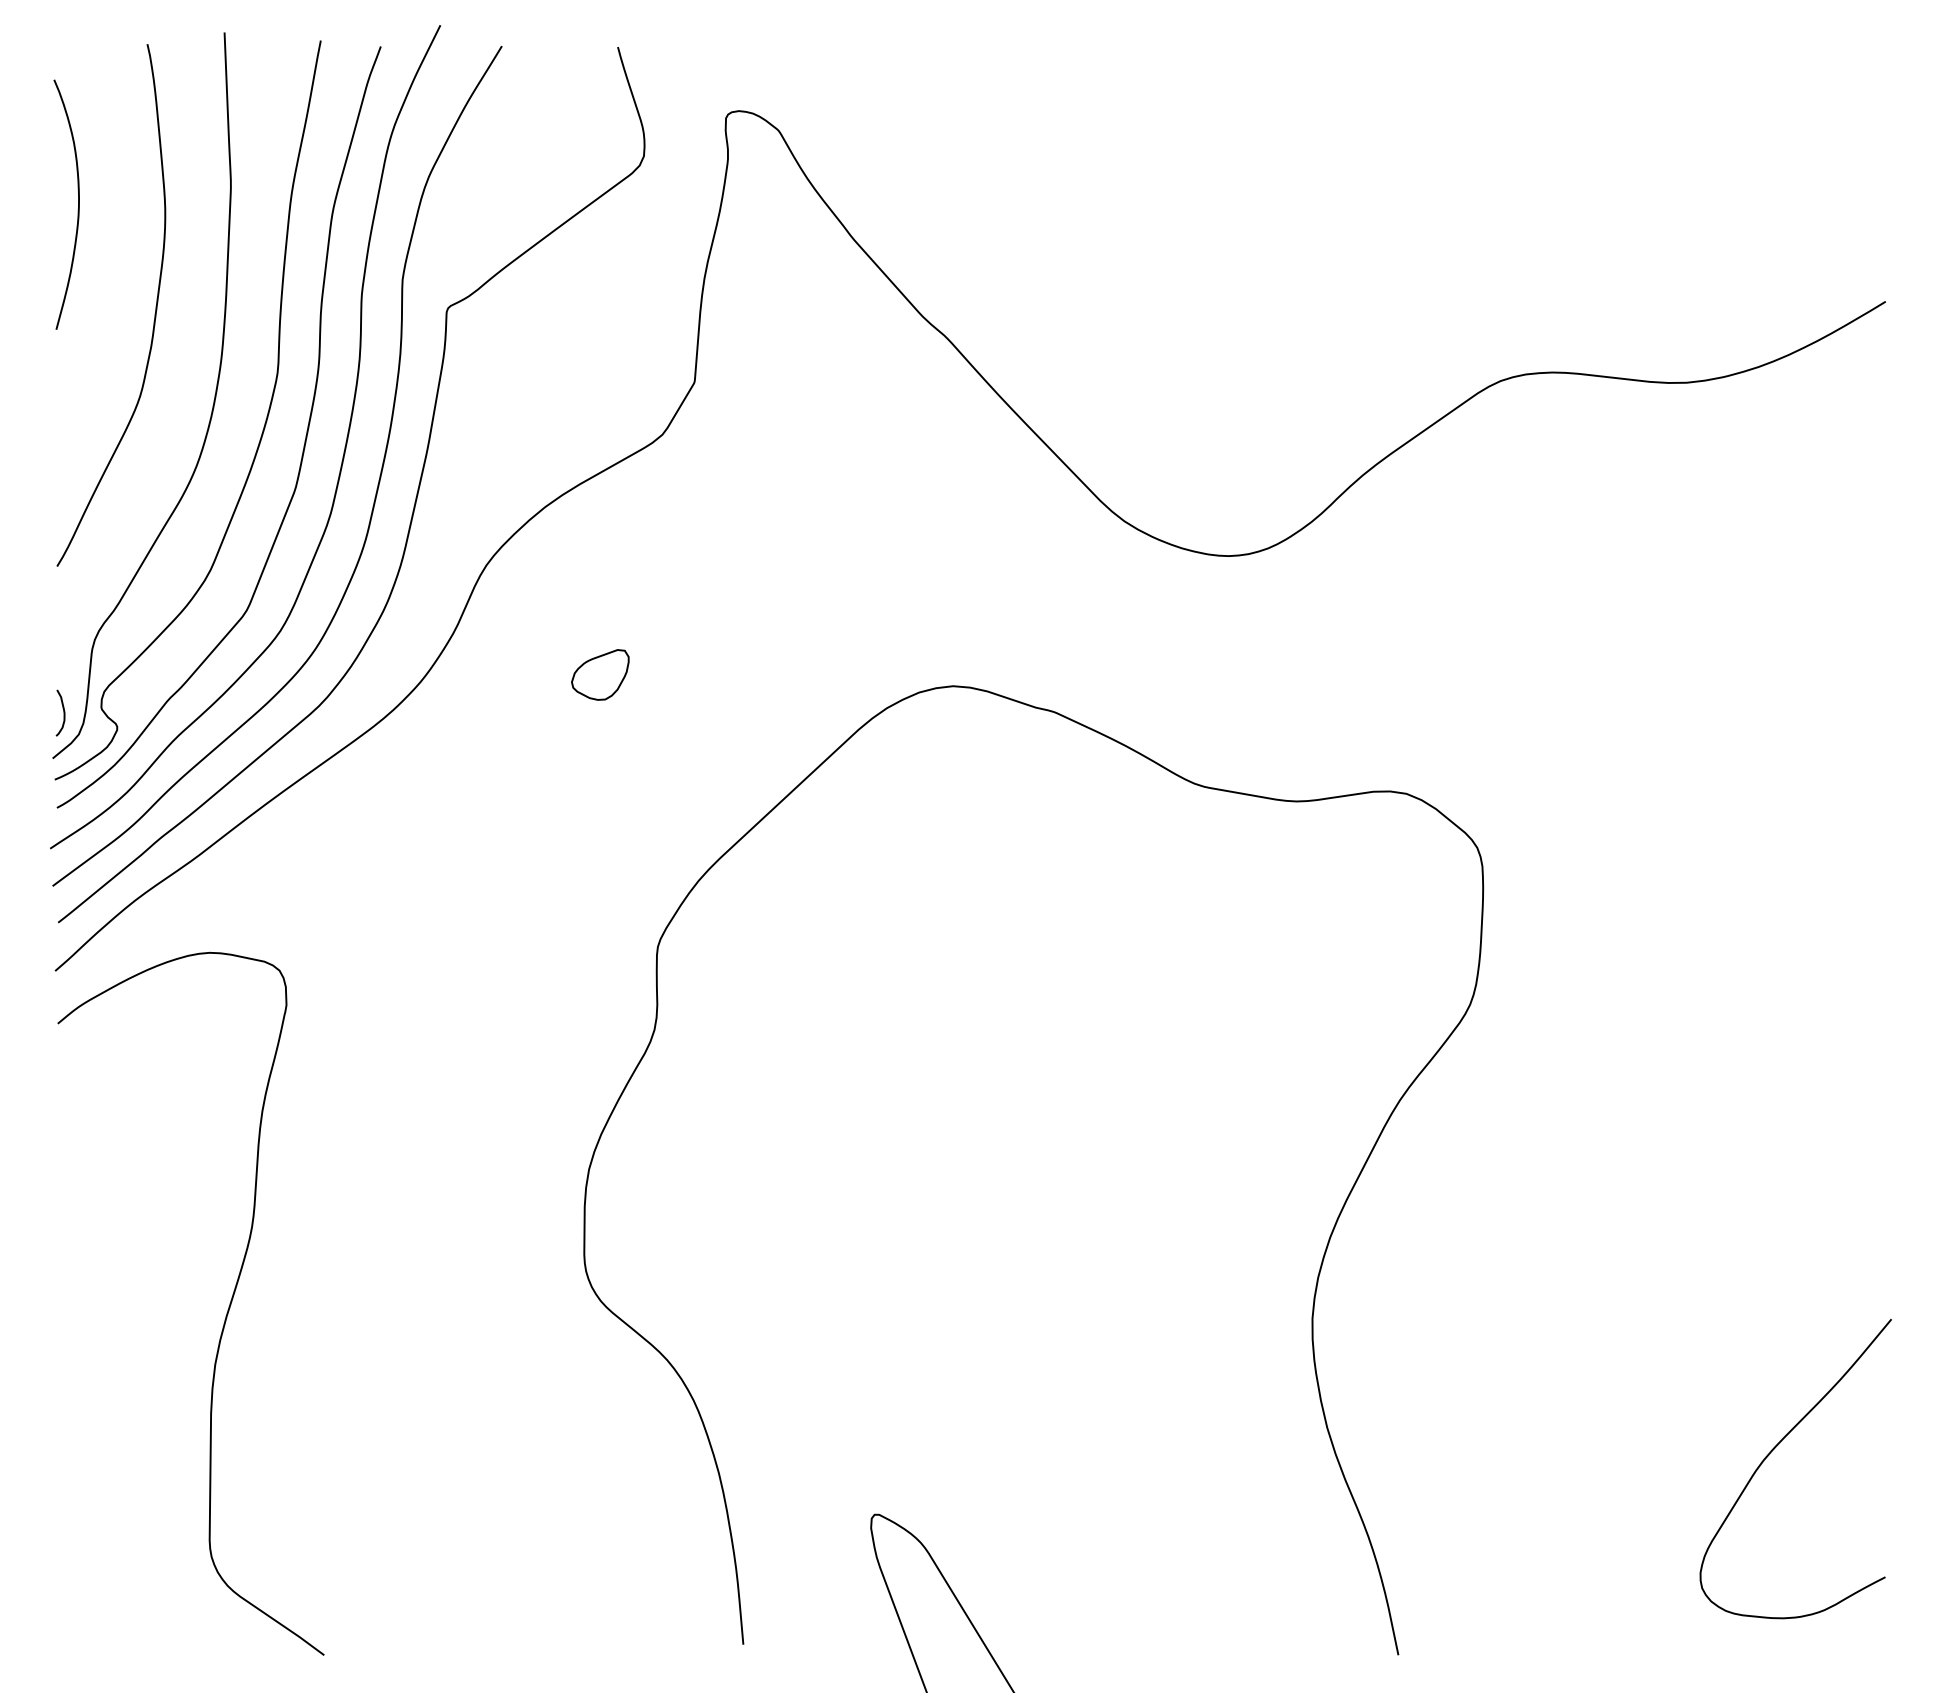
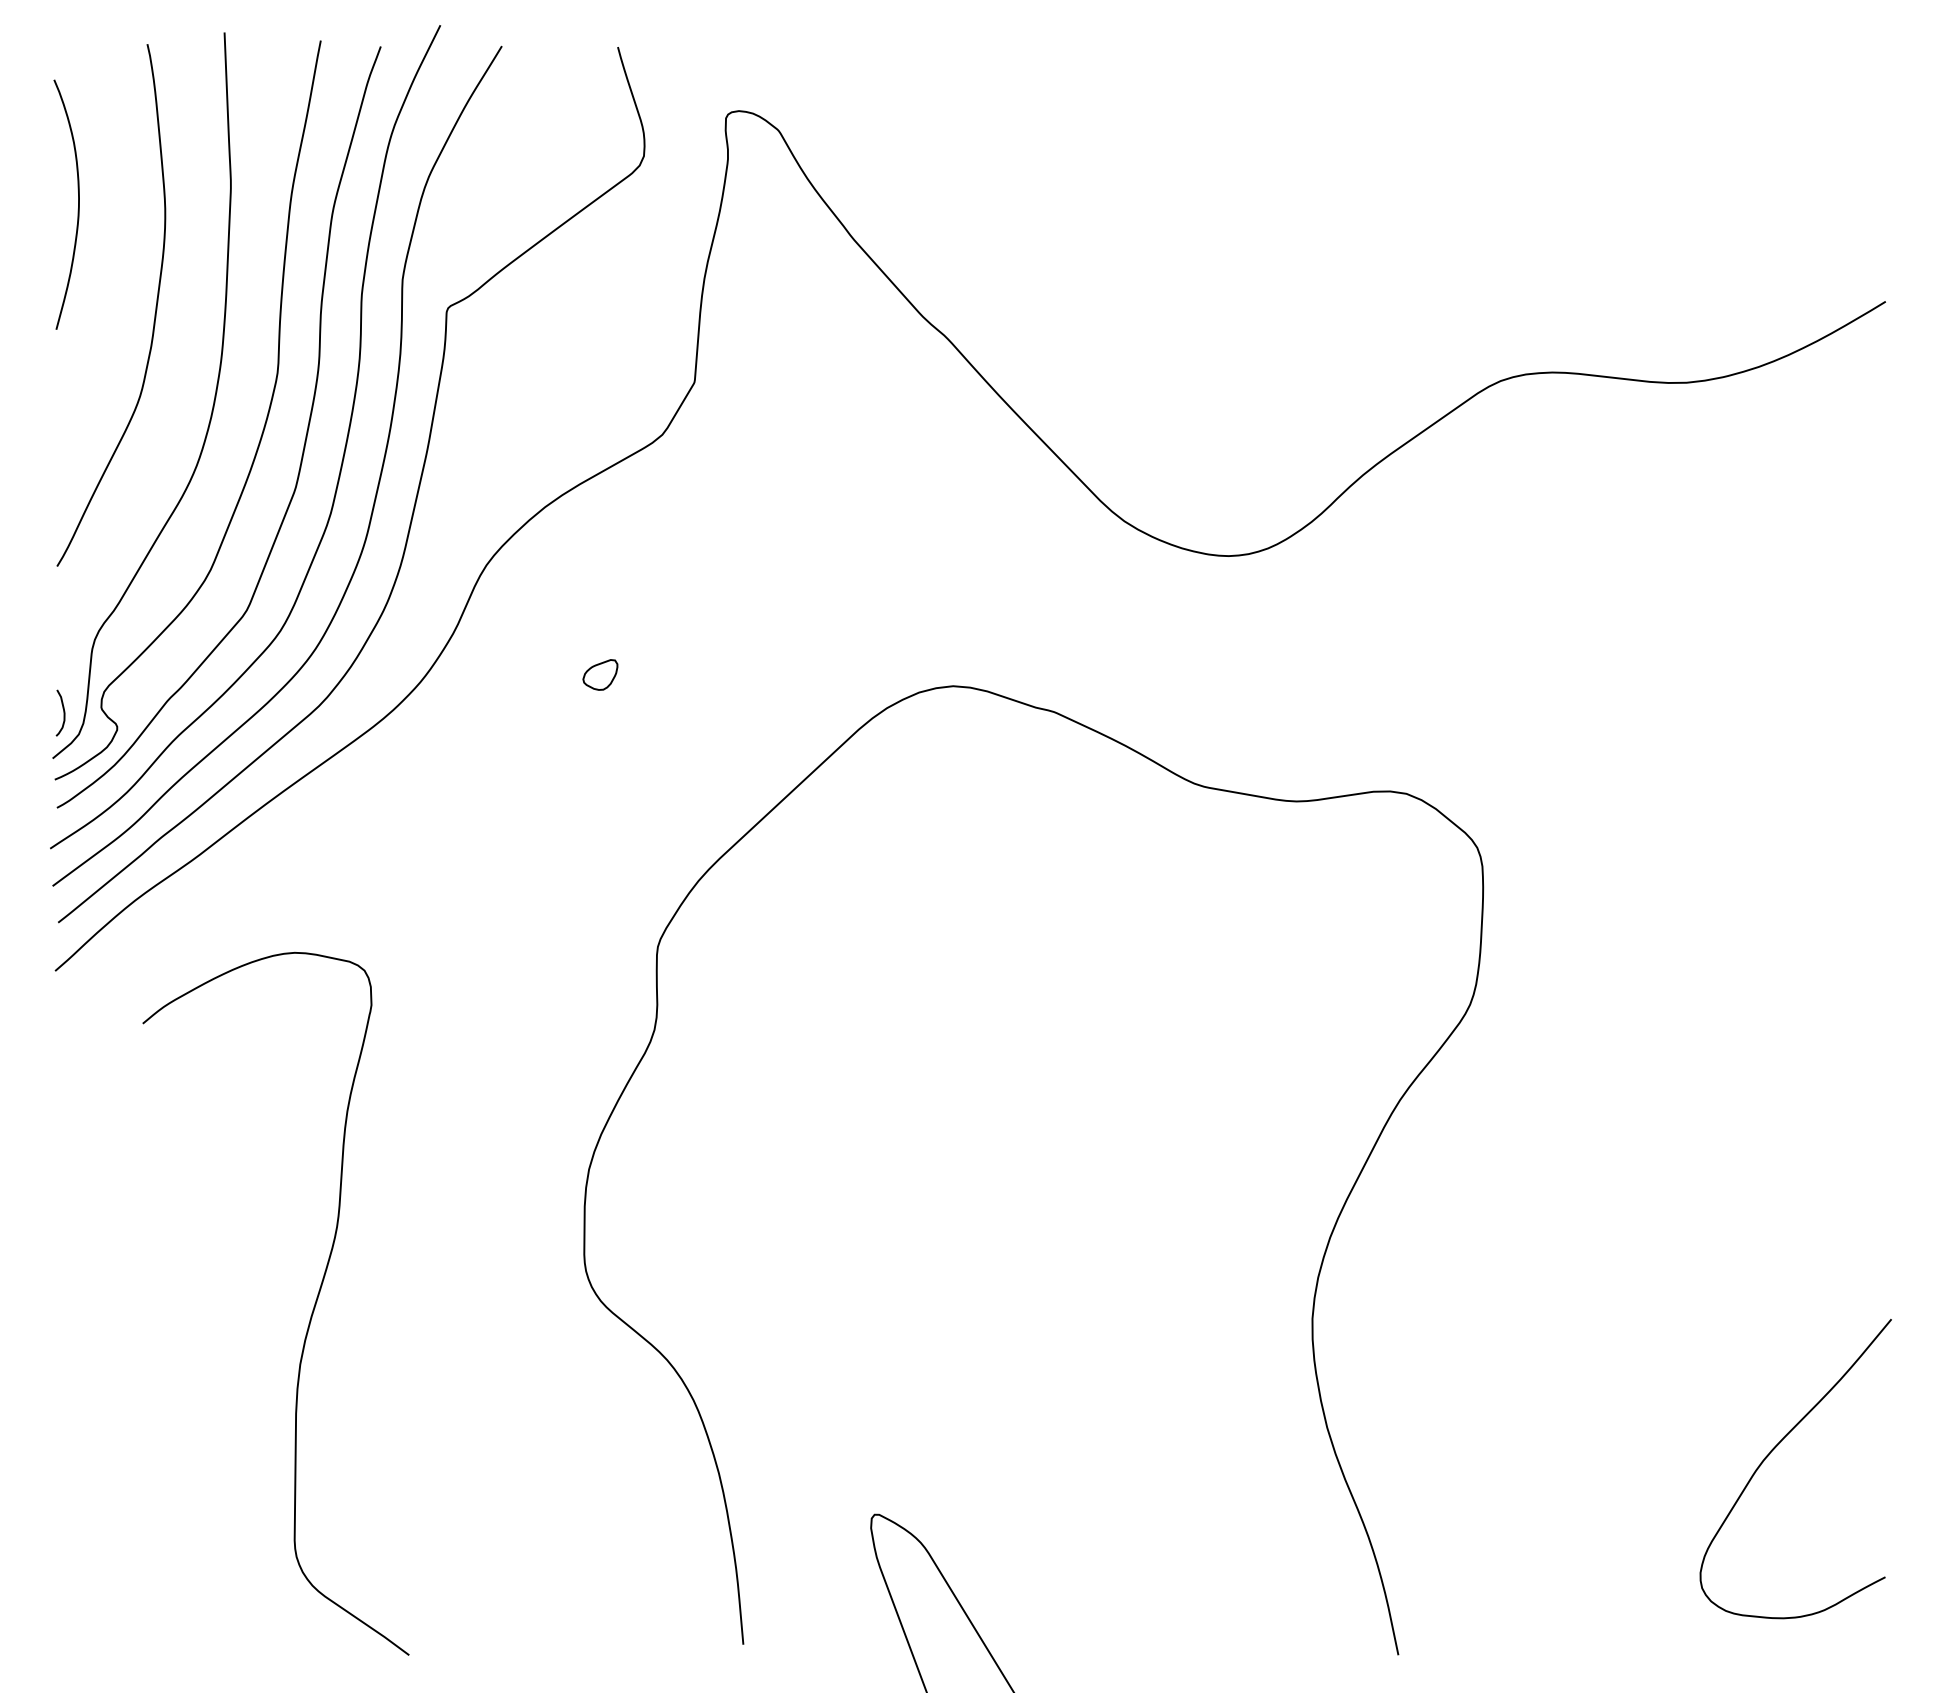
part size: 59x52 px -> 37x32 px (600, 674)
curve position: (225, 1316) -> (310, 1316) (310, 1316)
